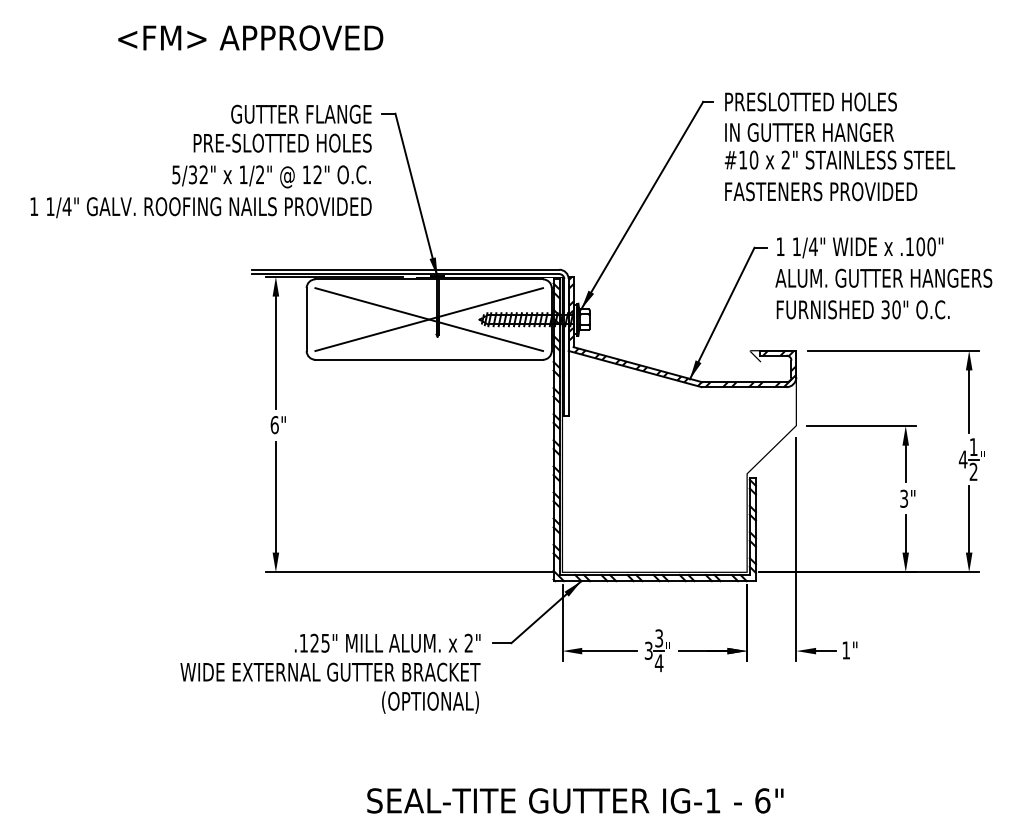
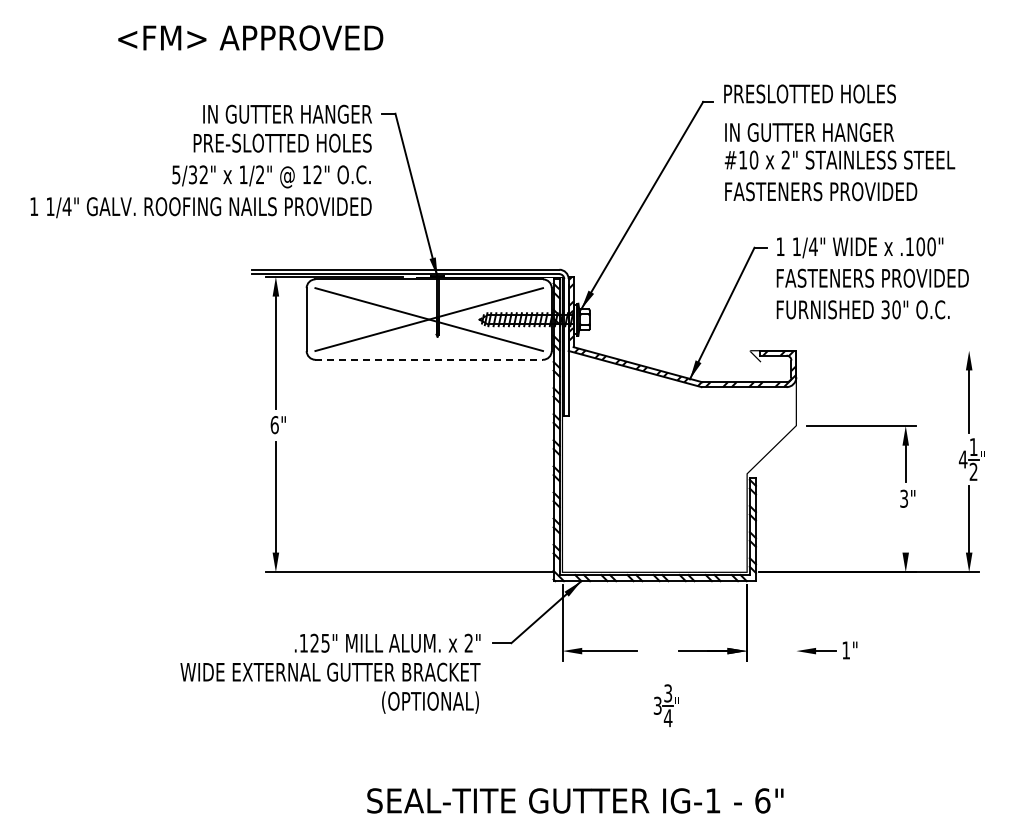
text position: (810, 101) -> (809, 93) (809, 93)
text: GUTTER FLANGE -> IN GUTTER HANGER (287, 113)
text: ALUM. GUTTER HANGERS -> FASTENERS PROVIDED (883, 277)
line: present -> none (893, 350)
line: solid -> dashed (429, 359)
line: present -> none (905, 533)
line: present -> none (796, 548)
part position: (656, 650) -> (665, 705) (665, 705)
